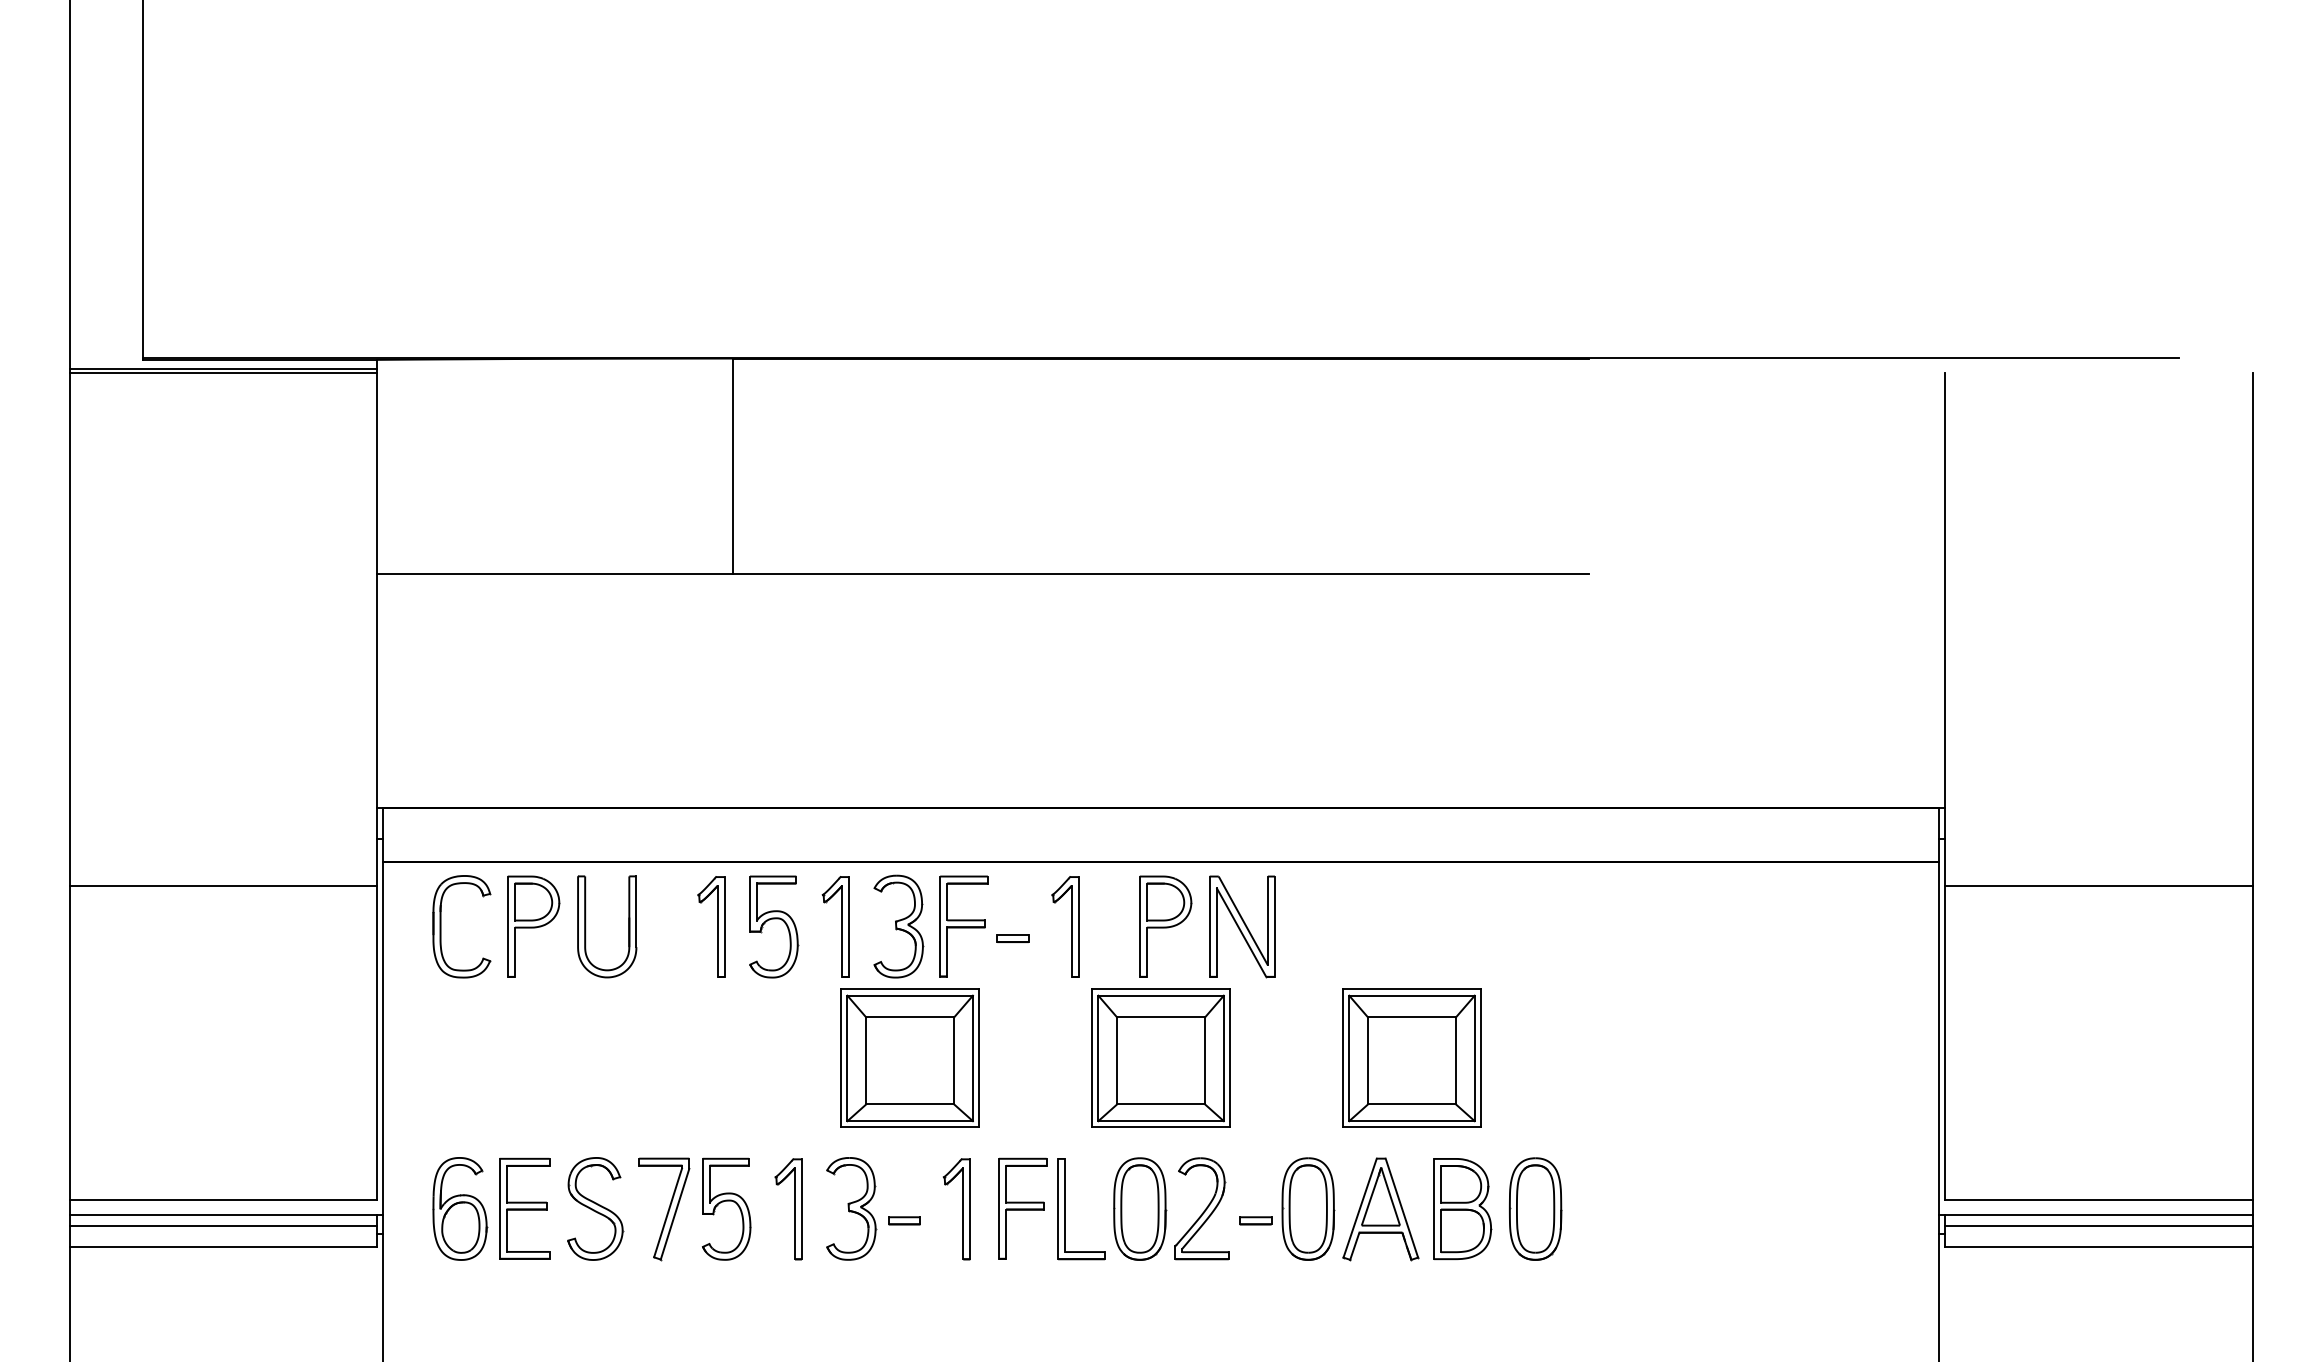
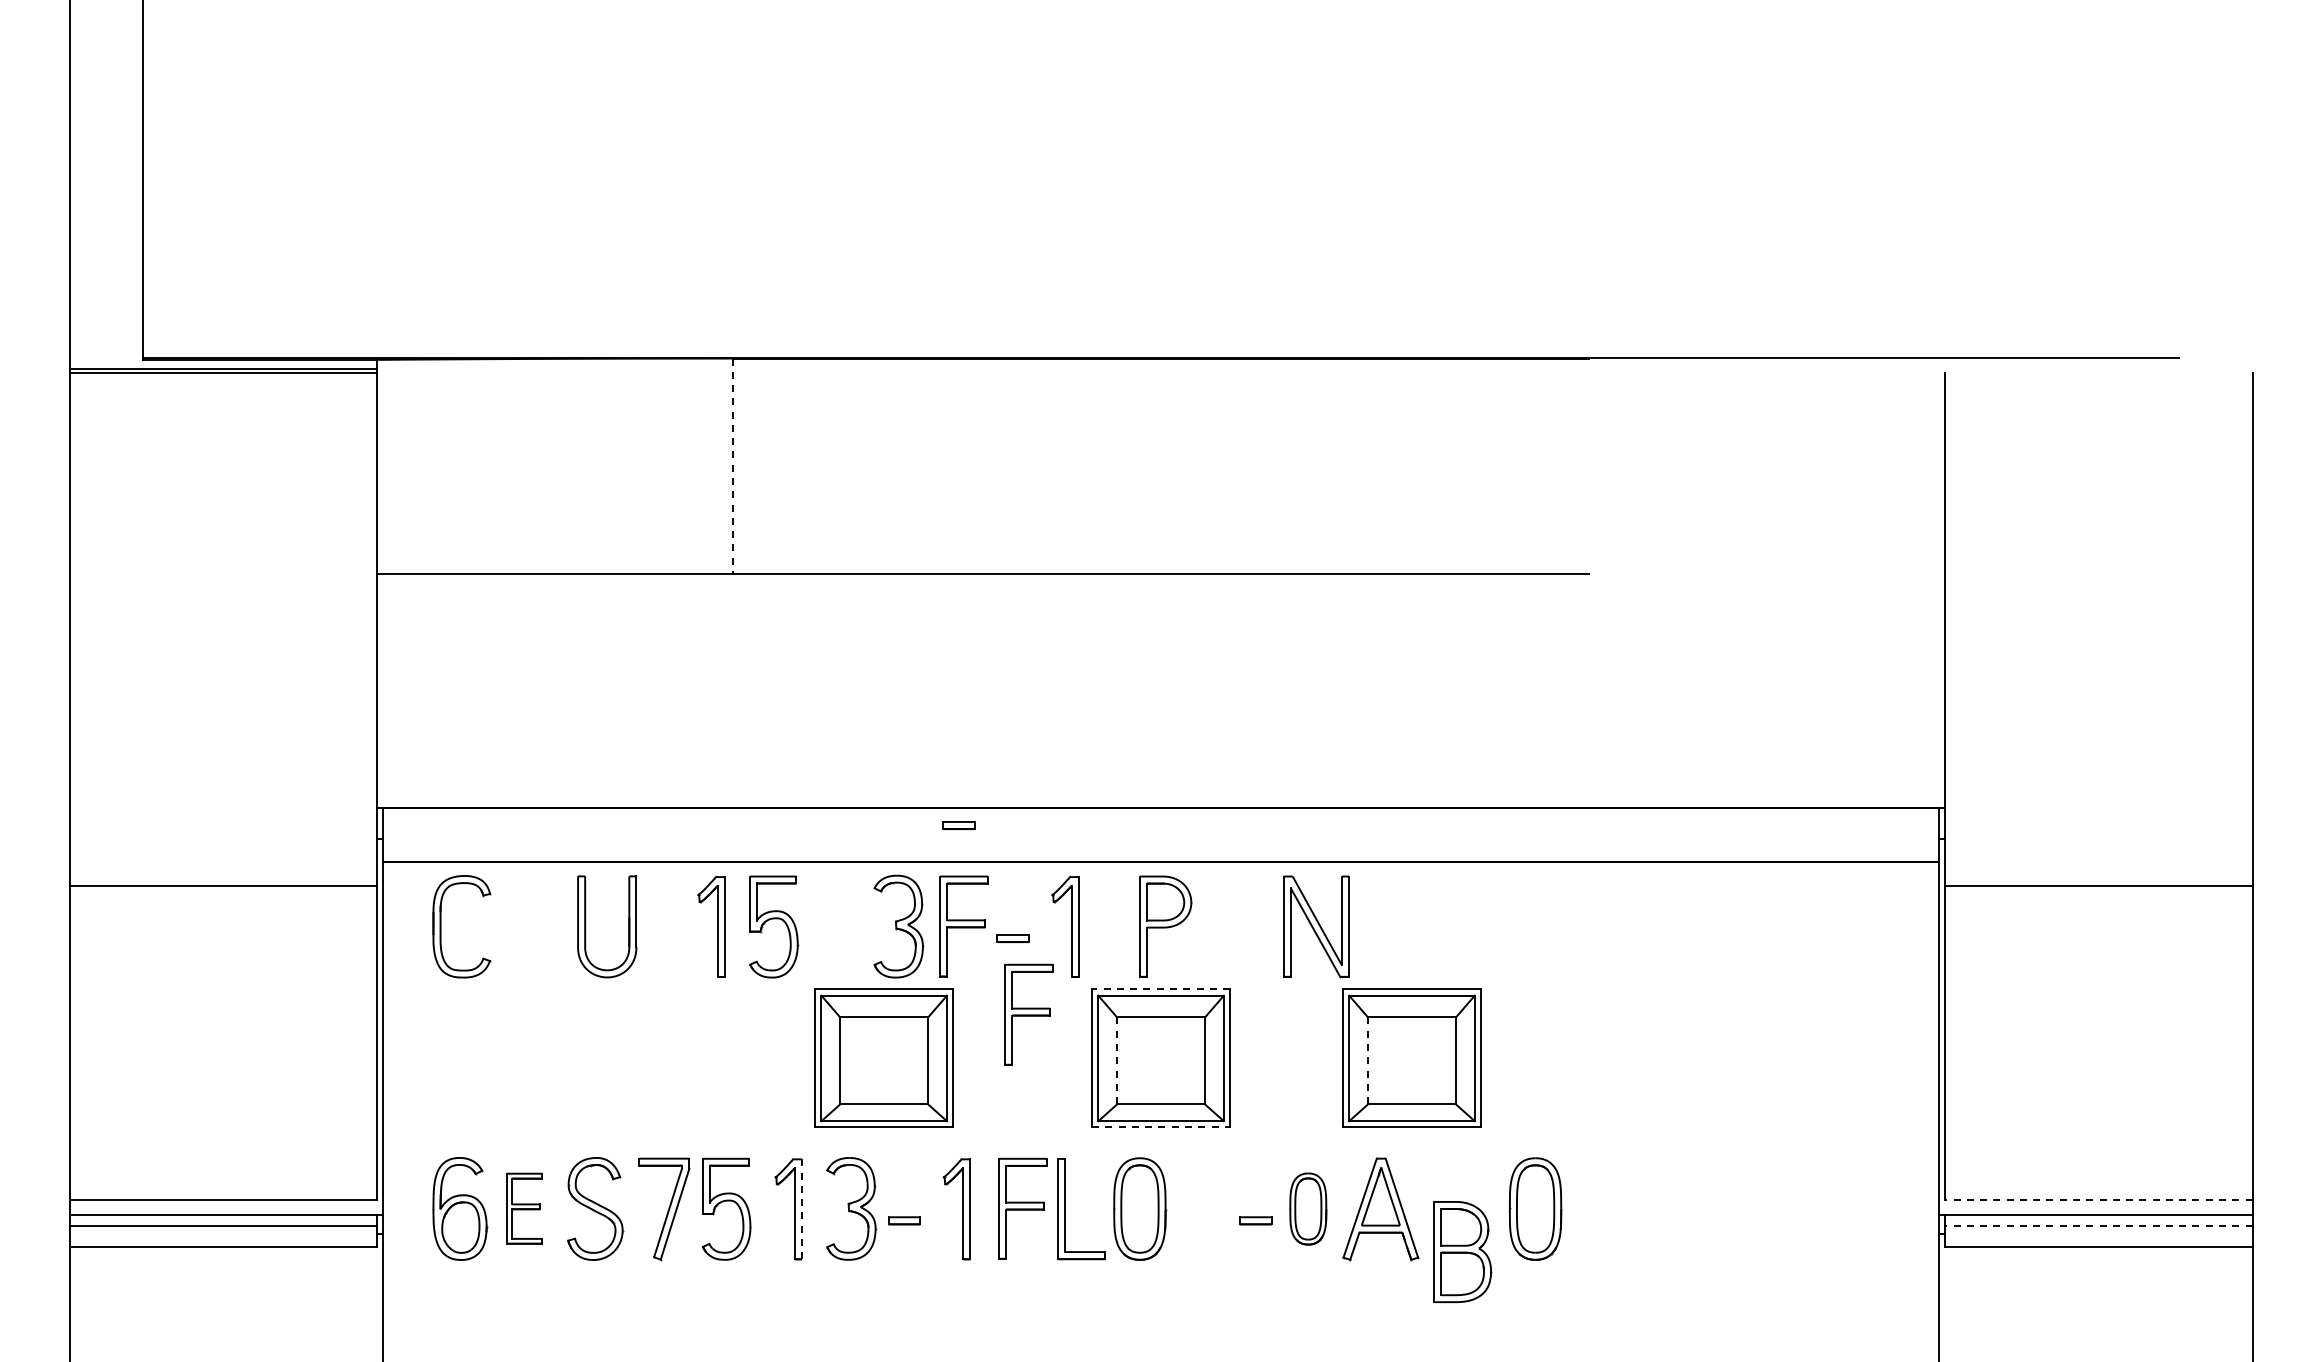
line: solid -> dashed (732, 466)
part: none -> present (958, 825)
part: present -> none (533, 926)
part: present -> none (835, 926)
part position: (1242, 926) -> (1316, 926) (1316, 926)
line: solid -> dashed (1161, 989)
part: none -> present (1028, 1014)
part position: (909, 1057) -> (883, 1057) (883, 1057)
line: solid -> dashed (1117, 1061)
line: solid -> dashed (1368, 1061)
line: solid -> dashed (1161, 1127)
line: solid -> dashed (2098, 1199)
part size: 52x103 px -> 37x73 px (524, 1208)
part: present -> none (1201, 1208)
part size: 55x104 px -> 39x74 px (1308, 1208)
line: solid -> dashed (801, 1209)
part position: (1462, 1209) -> (1462, 1252) (1462, 1252)
line: solid -> dashed (2098, 1225)
